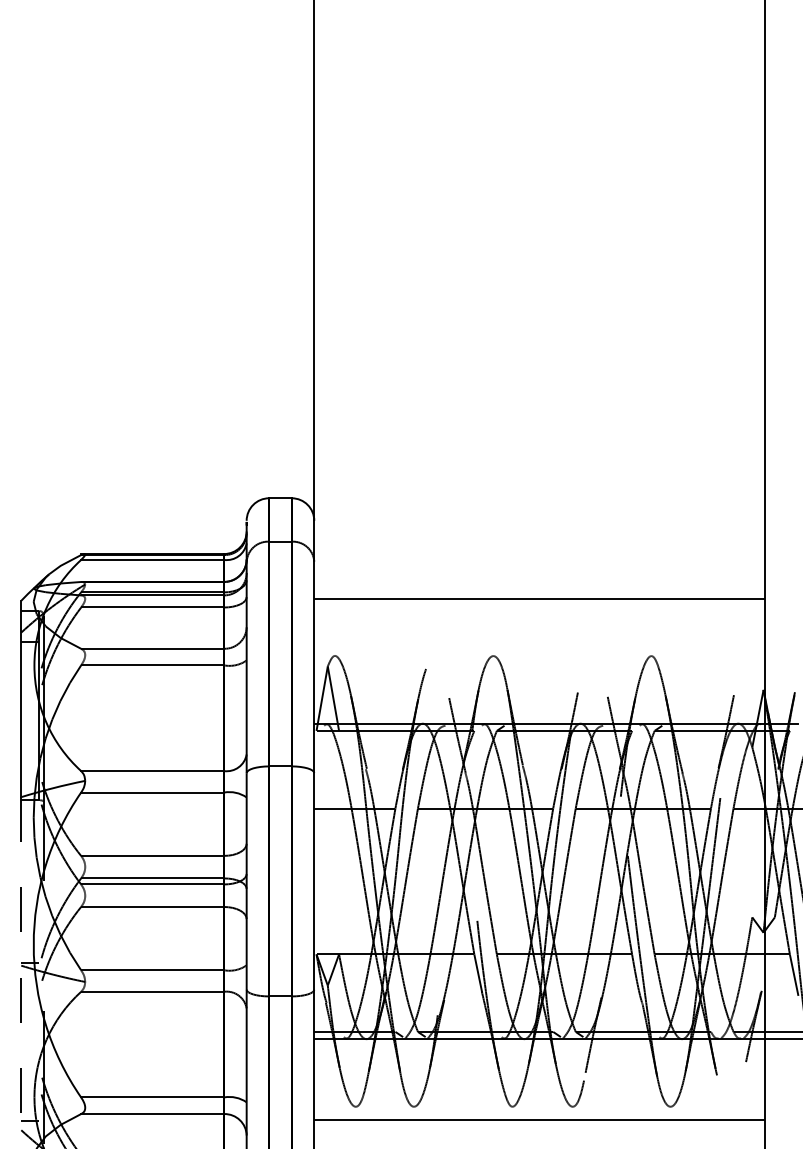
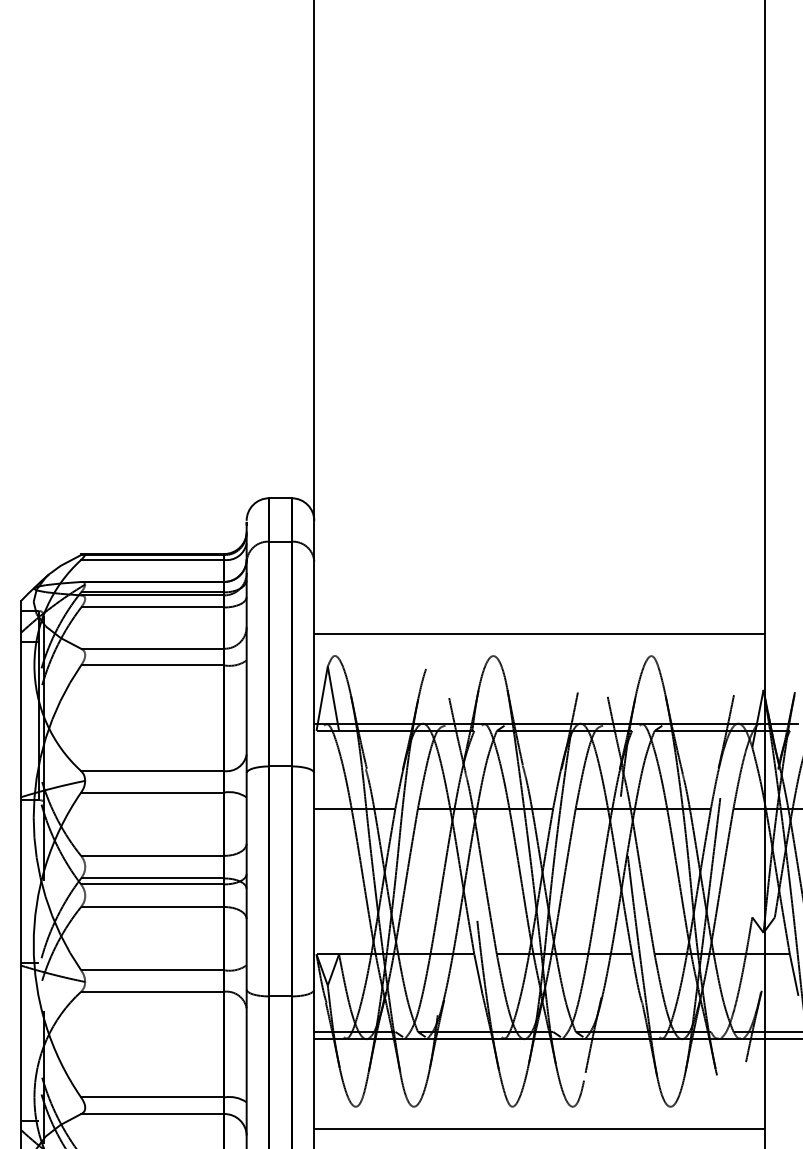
line position: (539, 598) -> (539, 633) (539, 633)
line: dashed -> solid (21, 973)
line position: (539, 1120) -> (539, 1129) (539, 1129)
